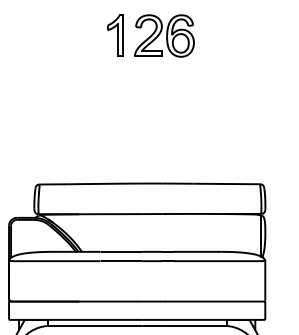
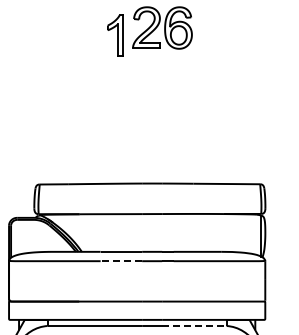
part position: (164, 35) -> (162, 27) (162, 27)
line: solid -> dashed (121, 261)
line: solid -> dashed (194, 325)
